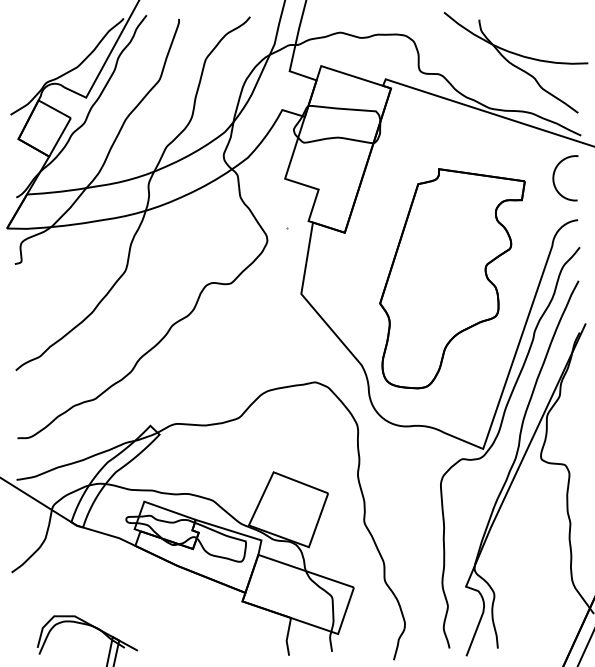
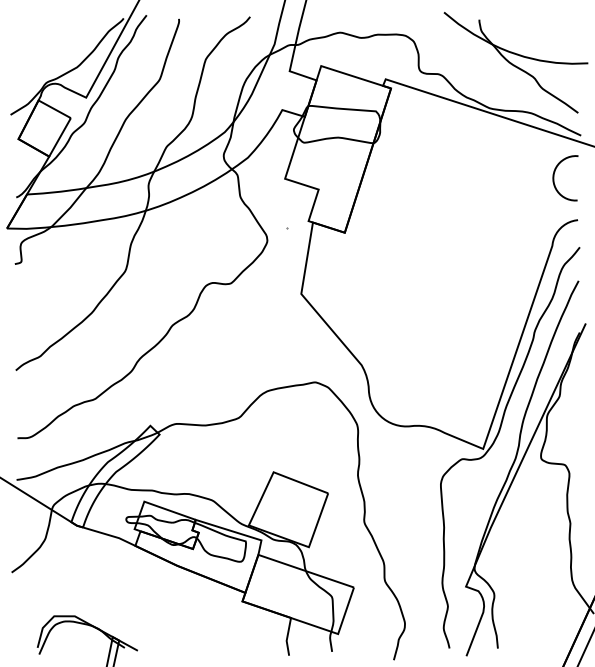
part: present -> none (452, 278)
